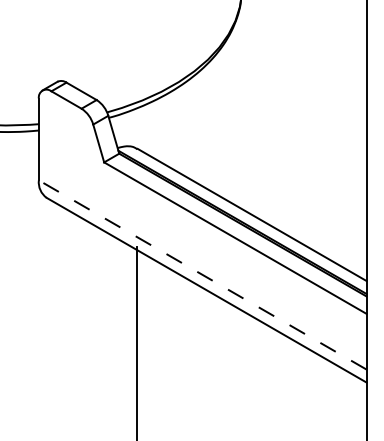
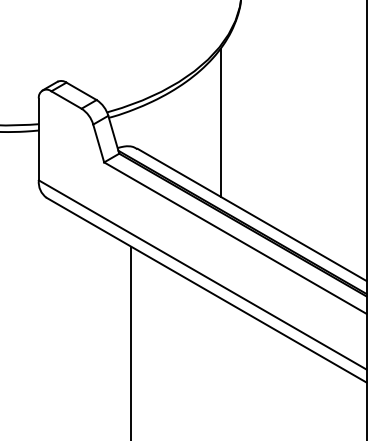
line: none -> present (220, 122)
line: dashed -> solid (202, 274)
line position: (137, 341) -> (131, 341) (131, 341)
